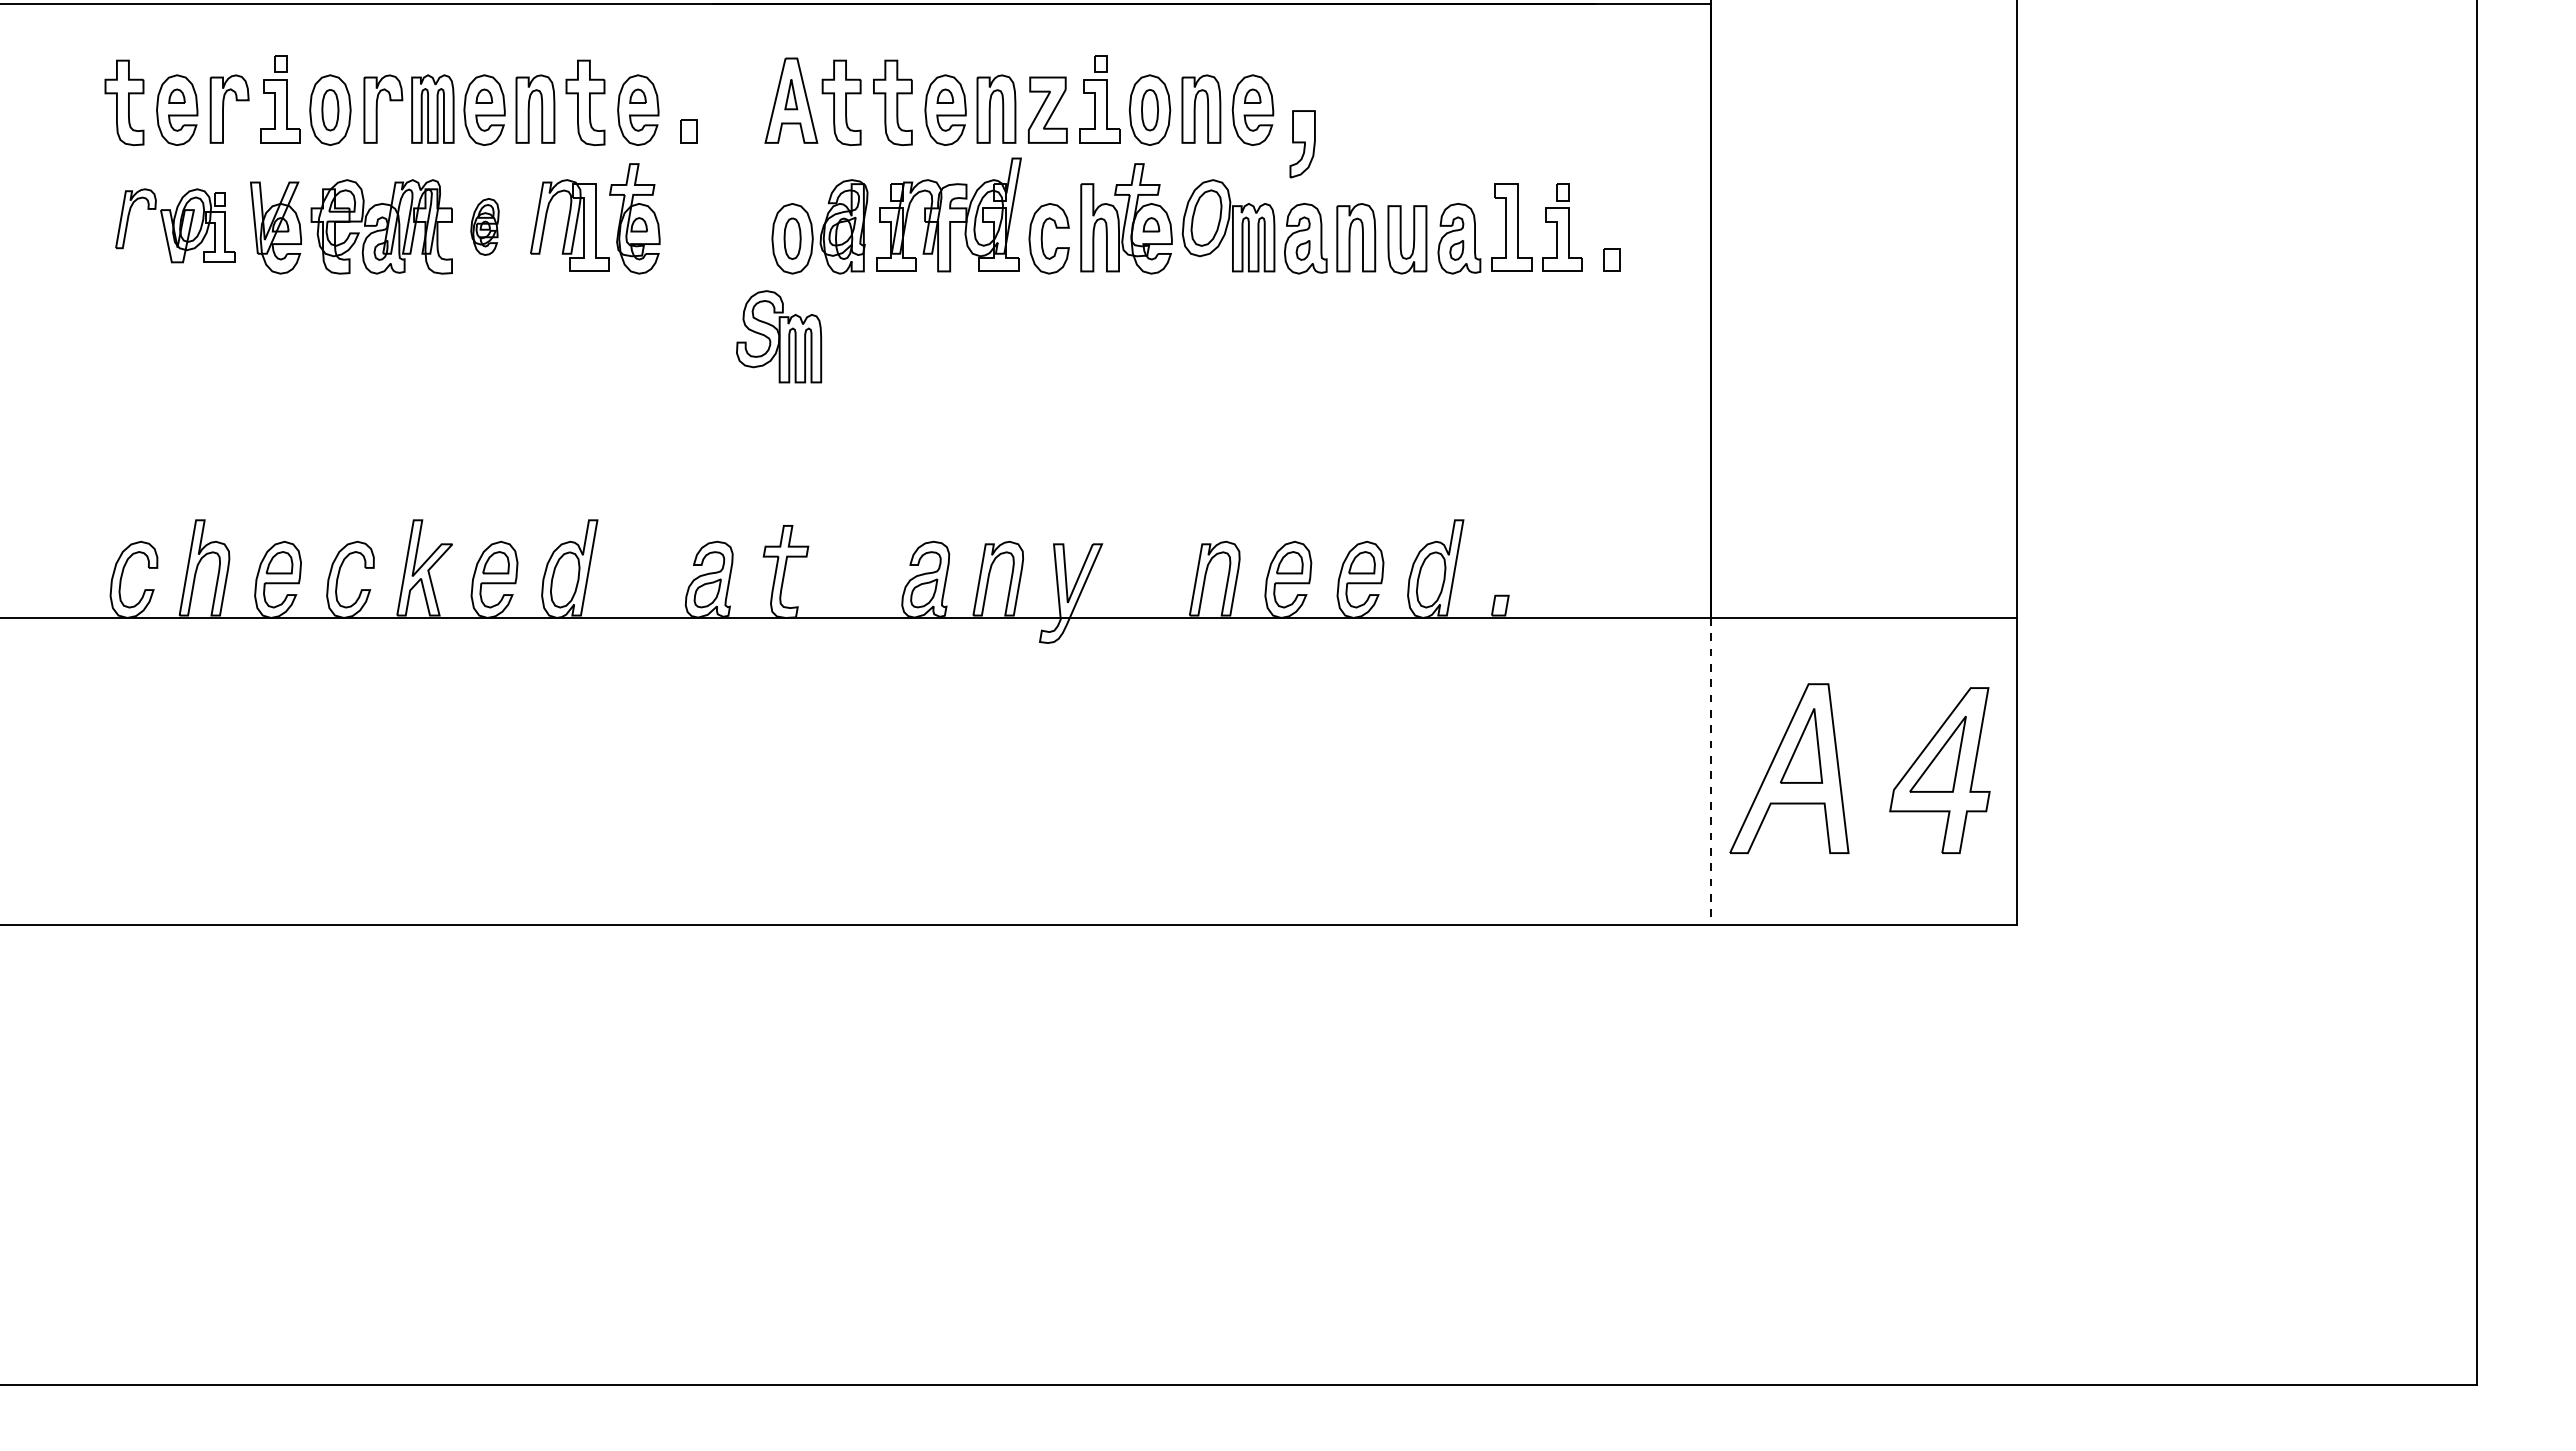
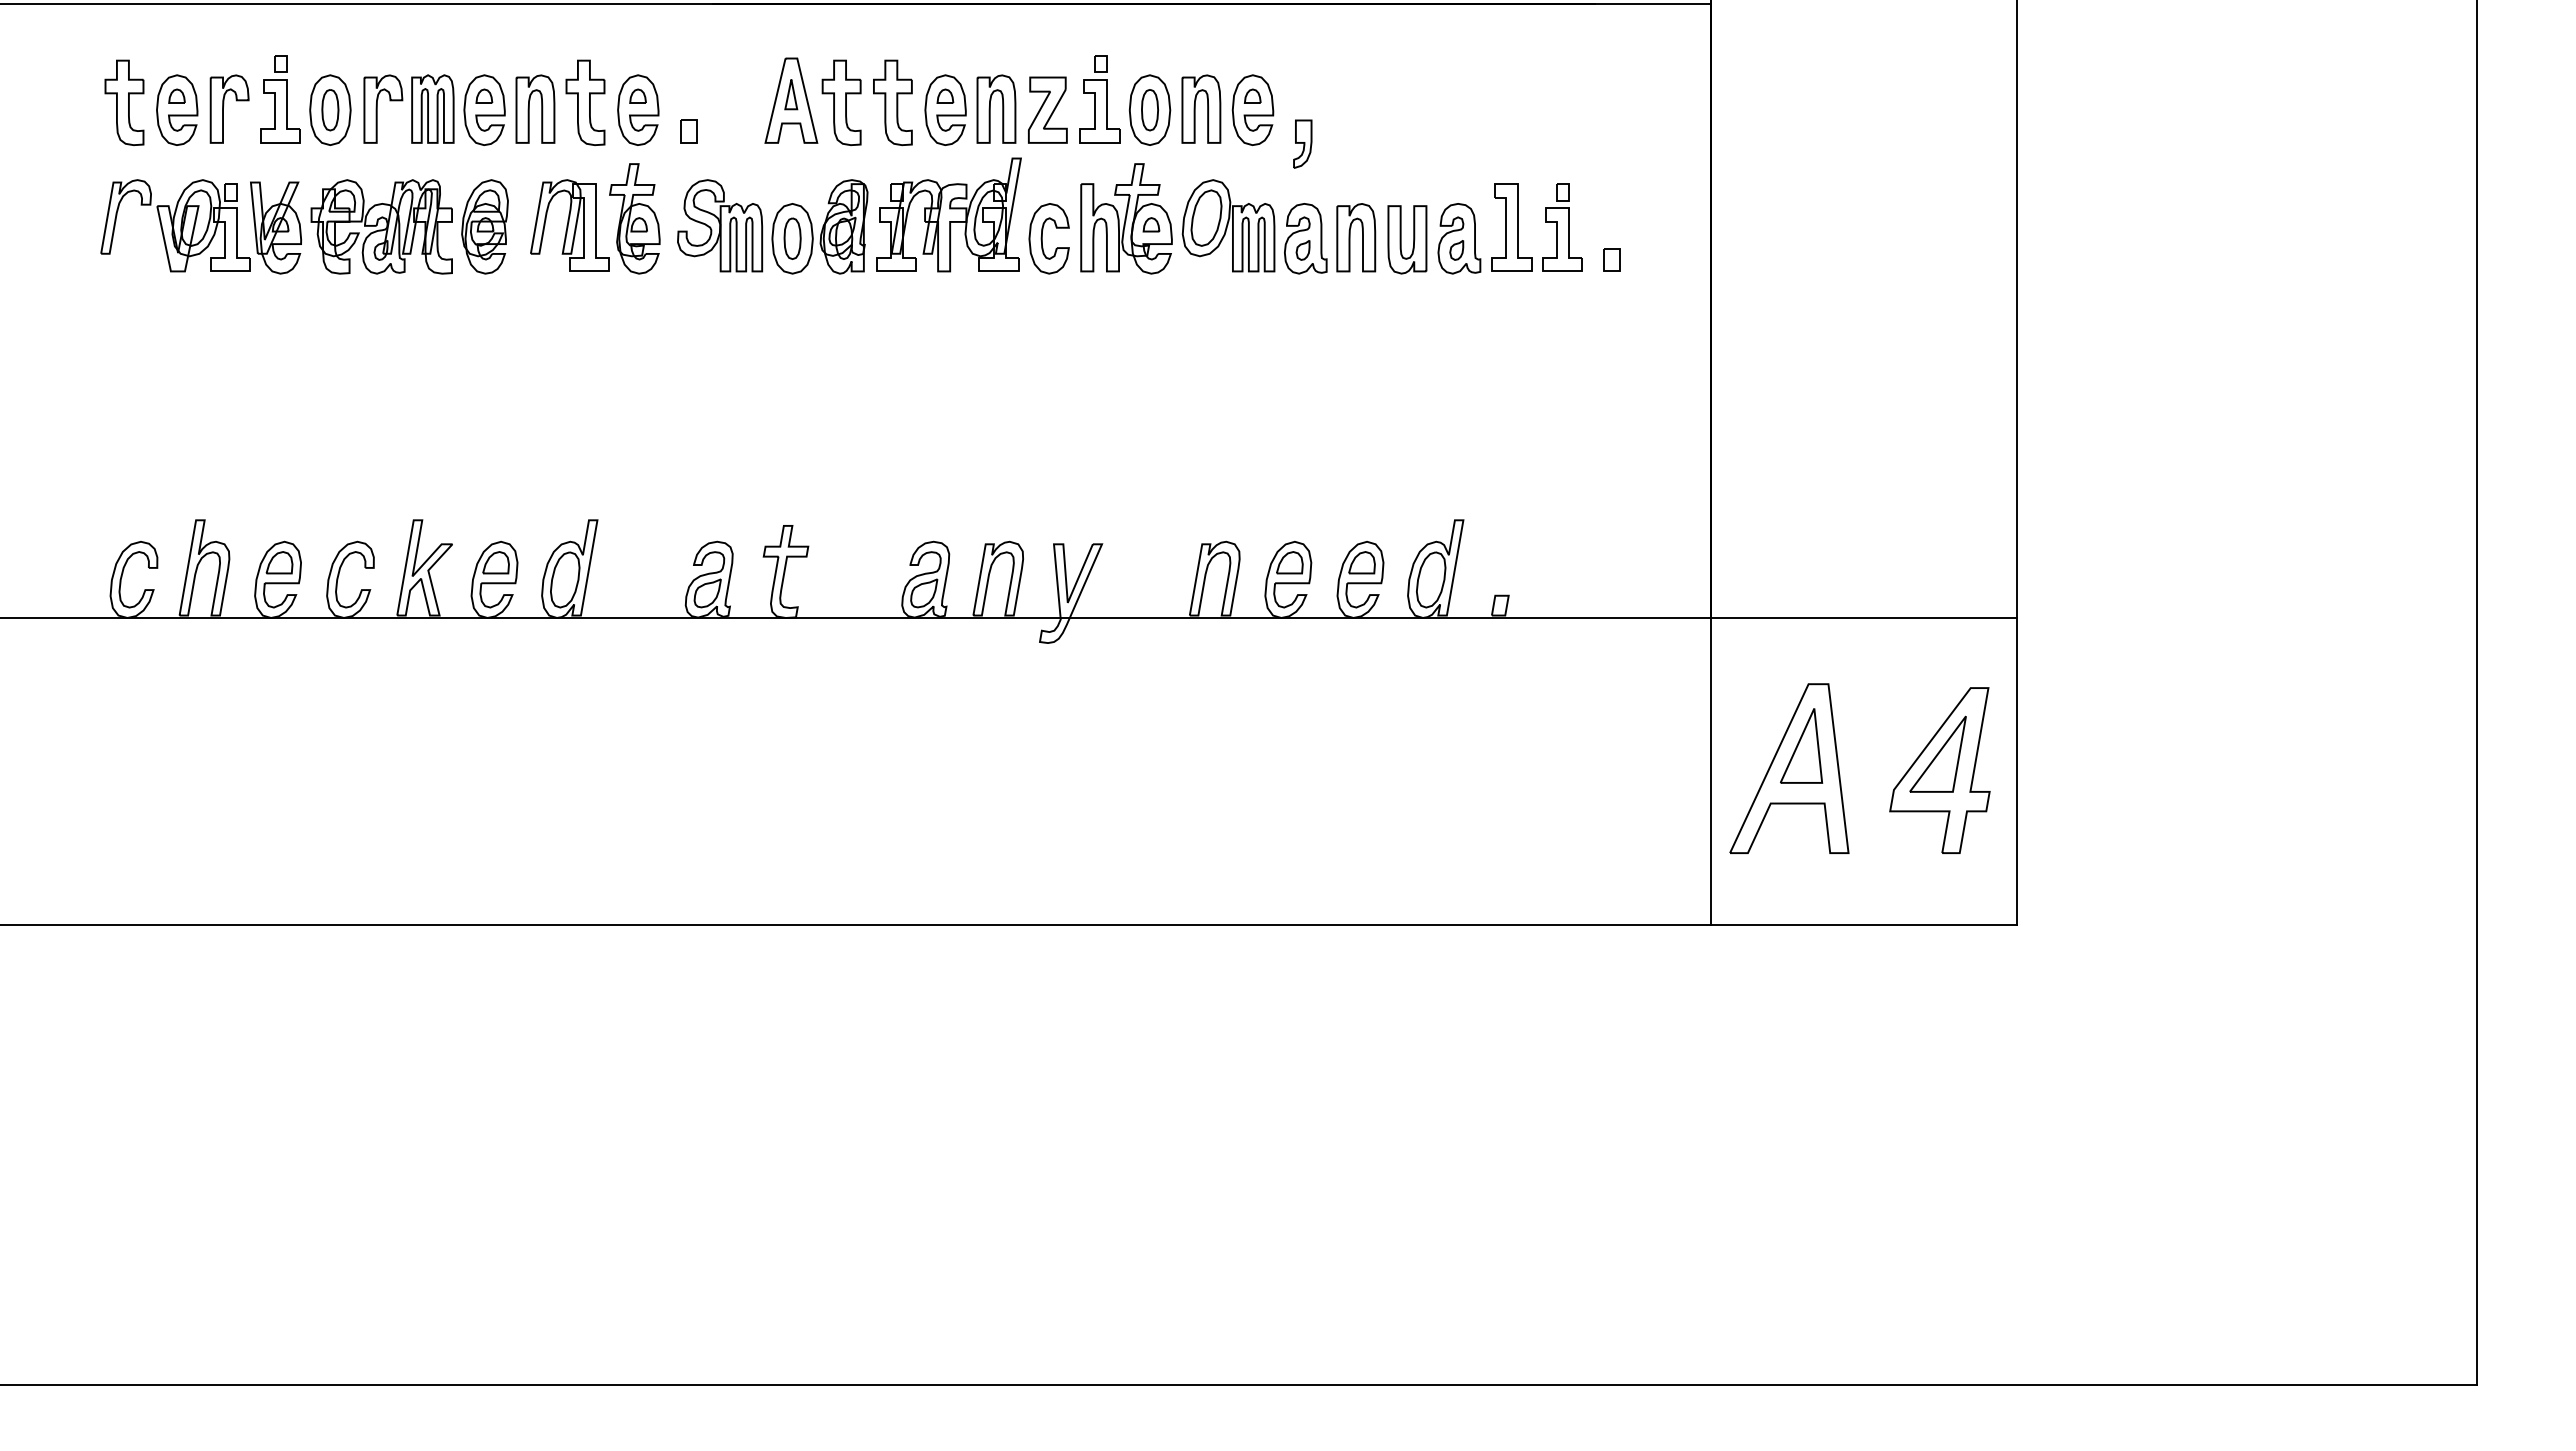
part size: 27x69 px -> 20x50 px (1302, 143)
part size: 121x76 px -> 151x94 px (175, 225)
part size: 30x58 px -> 48x96 px (484, 226)
part position: (779, 336) -> (720, 225) (720, 225)
line: dashed -> solid (1710, 771)
